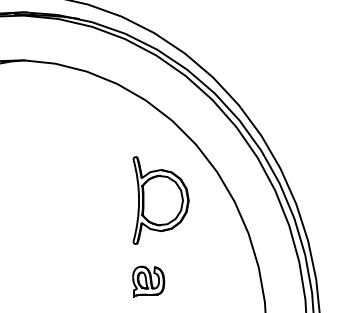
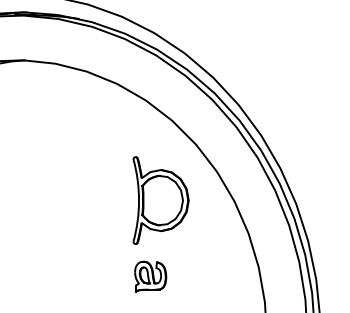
part position: (148, 281) -> (150, 276) (150, 276)
